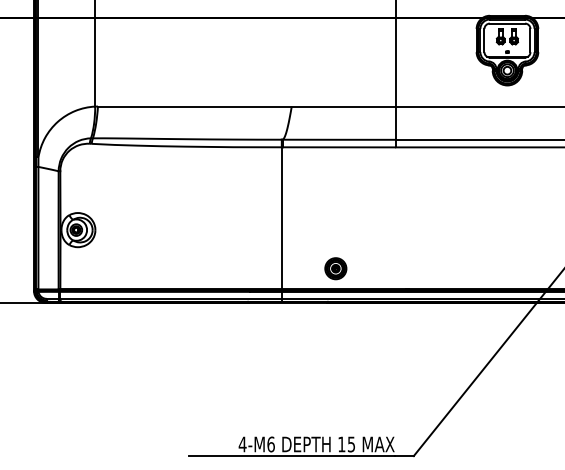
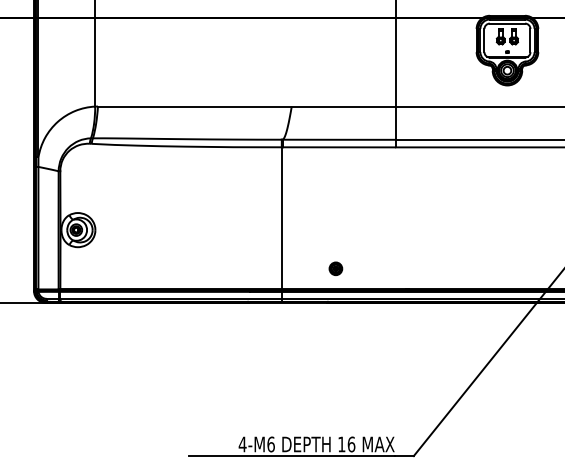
part size: 24x24 px -> 16x16 px (335, 268)
text: 15 -> 16 (351, 444)
